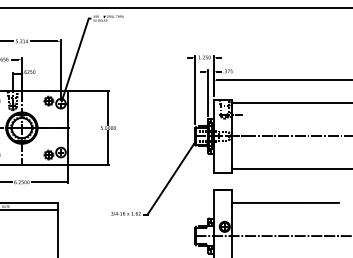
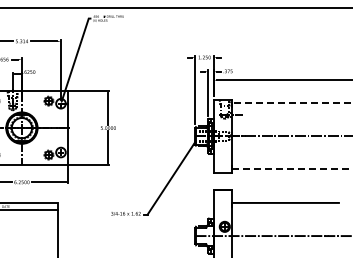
line: solid -> dashed (292, 103)
line: solid -> dashed (292, 169)
